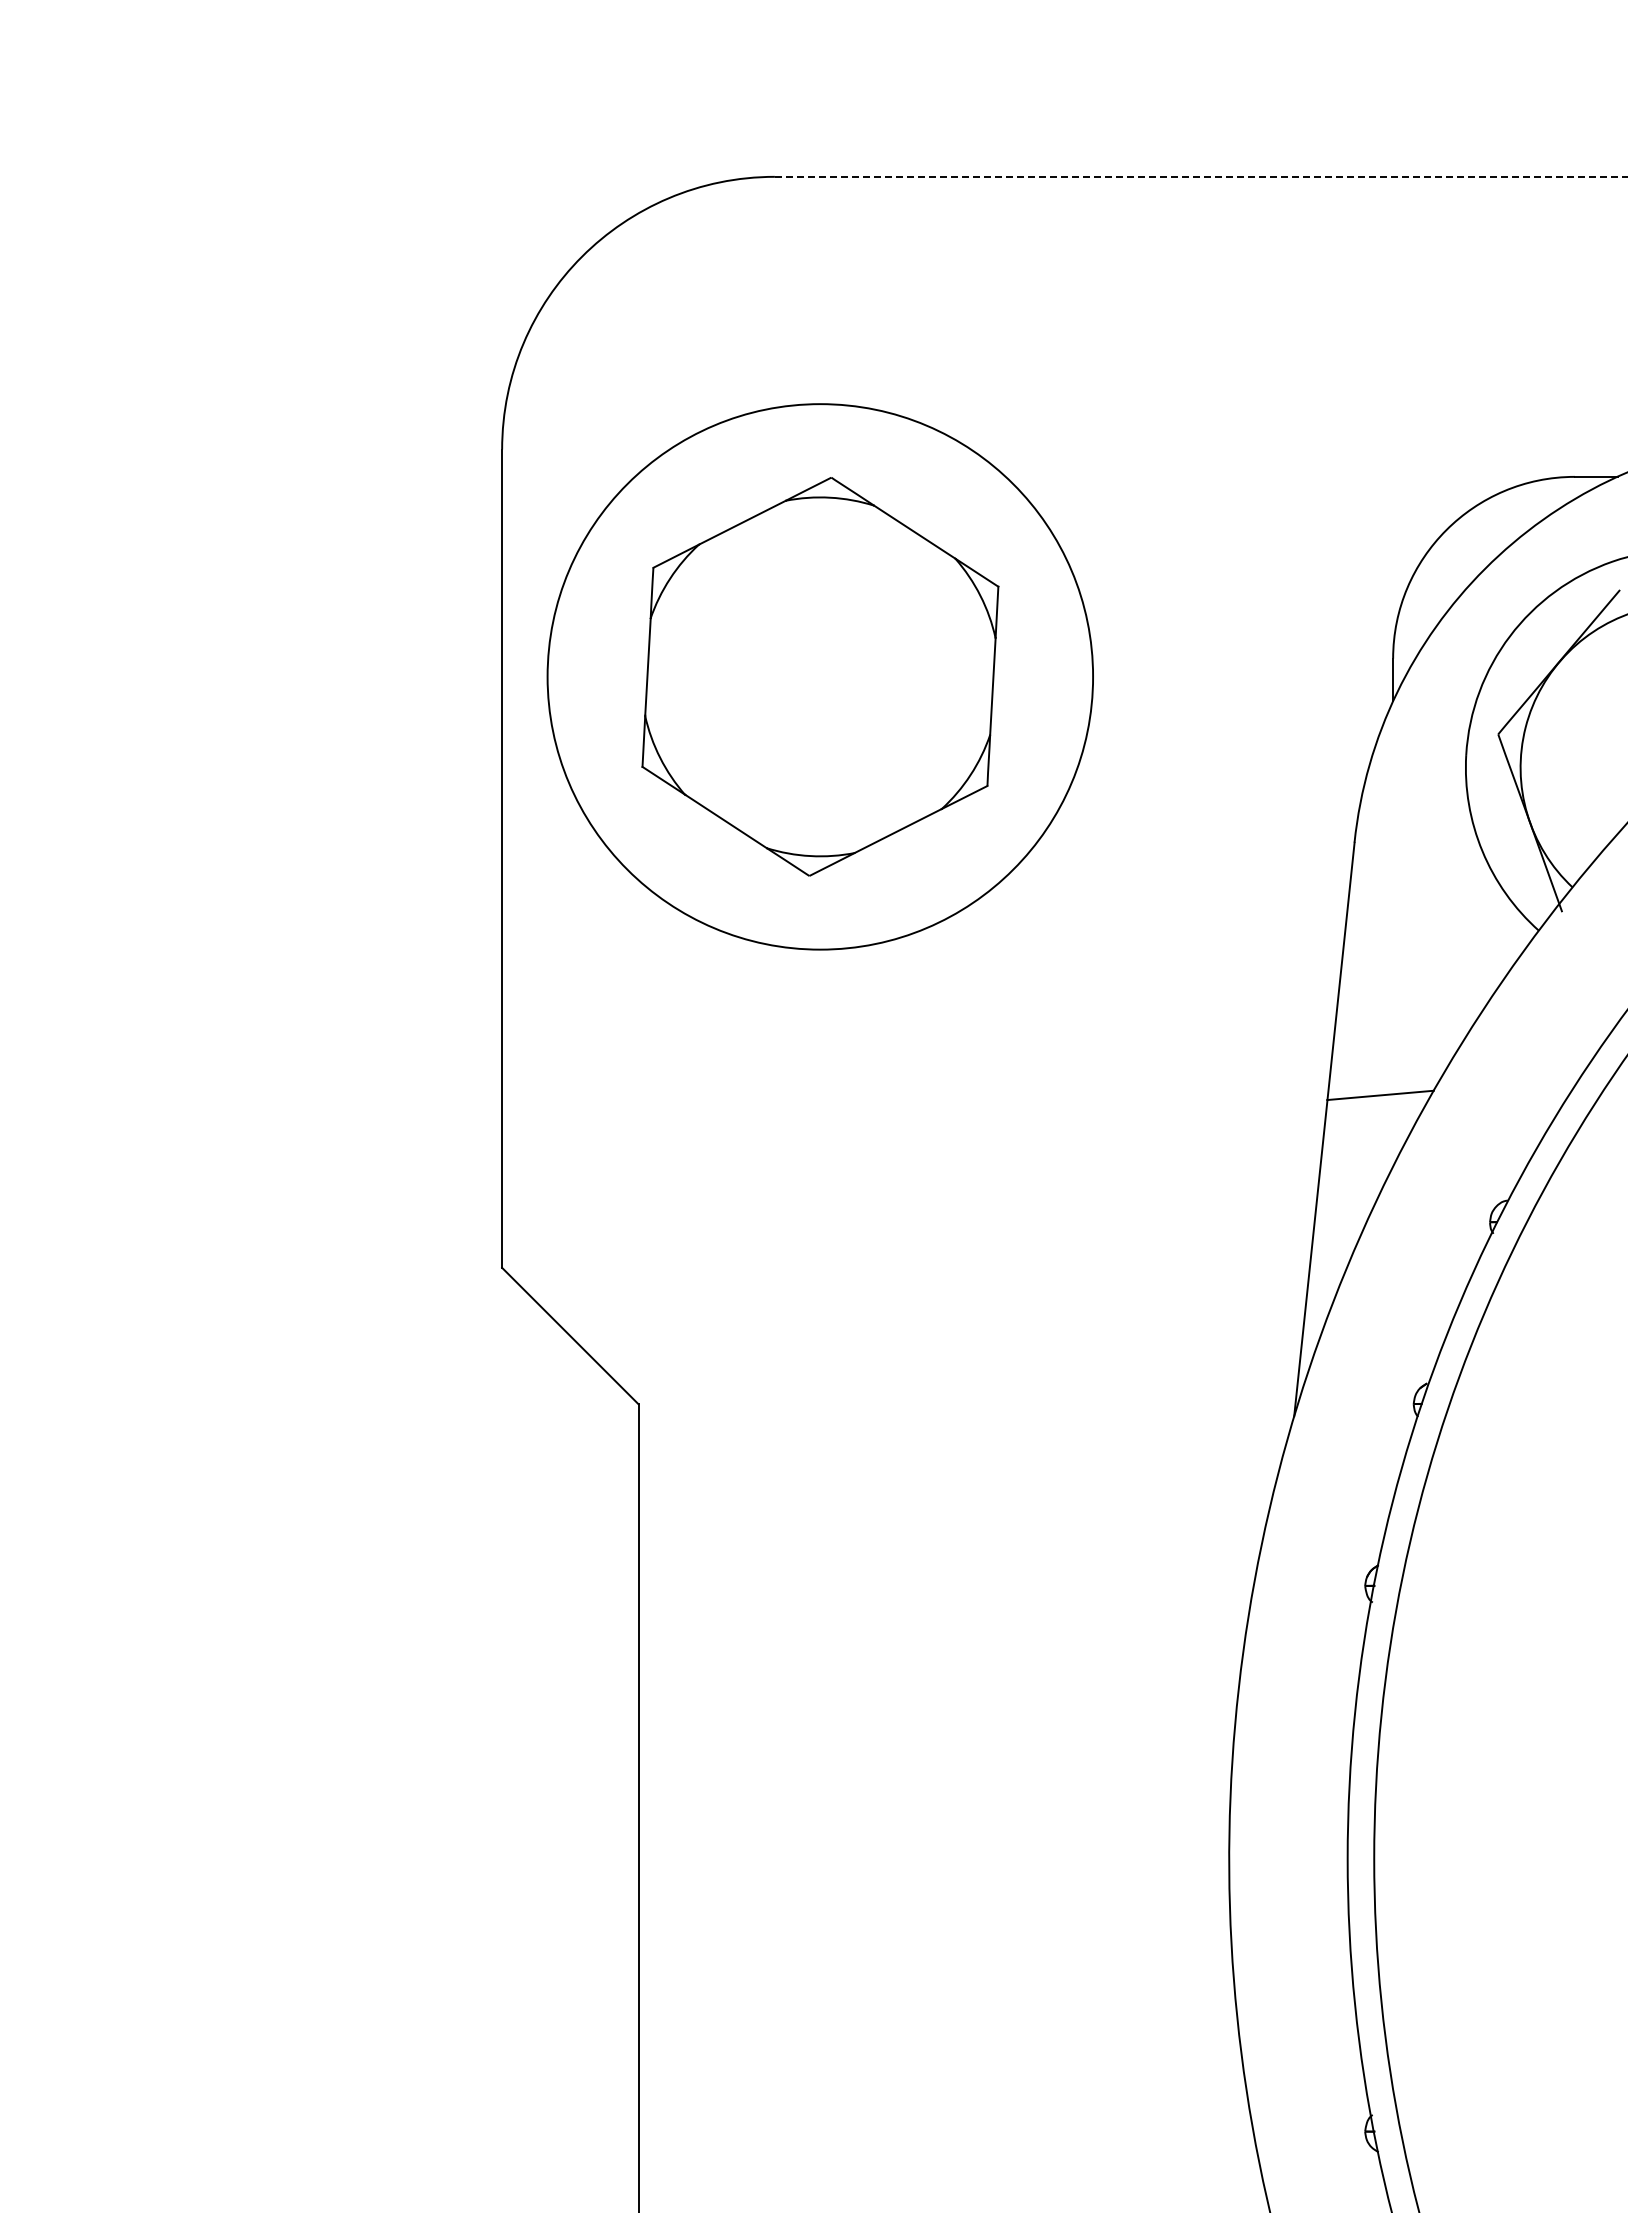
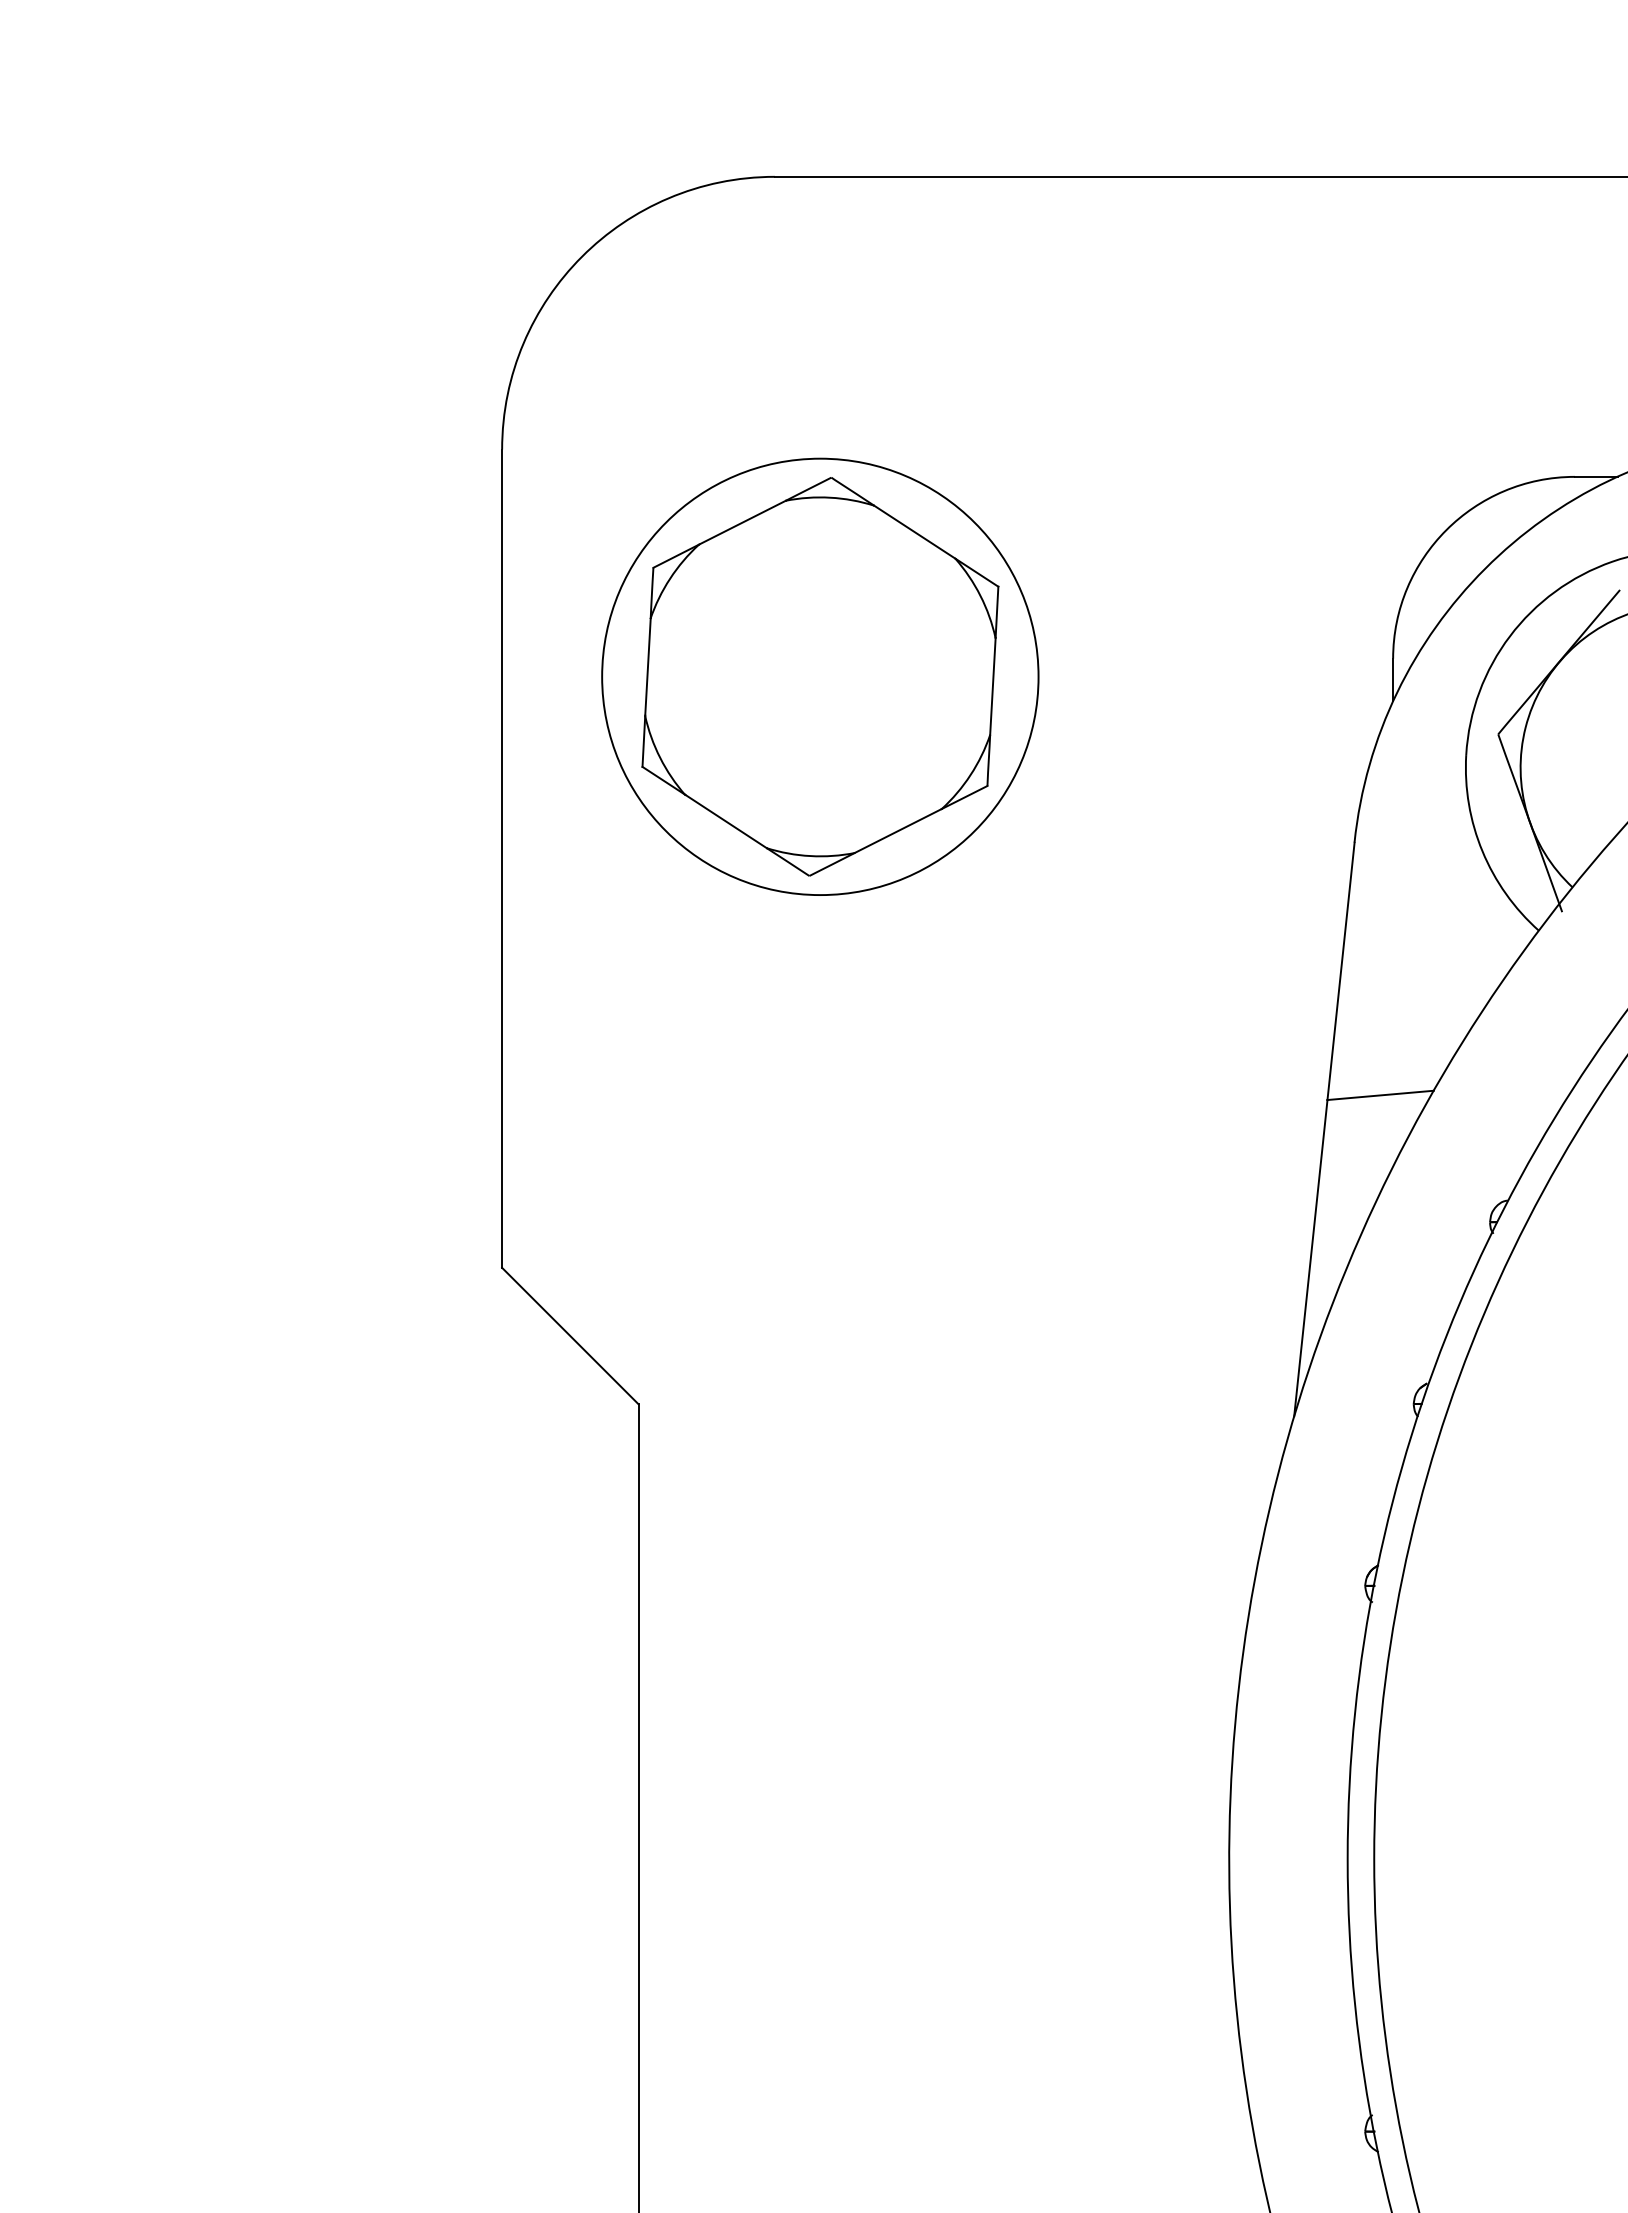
line: dashed -> solid (1201, 176)
circle diameter: 546 px -> 436 px (820, 676)
